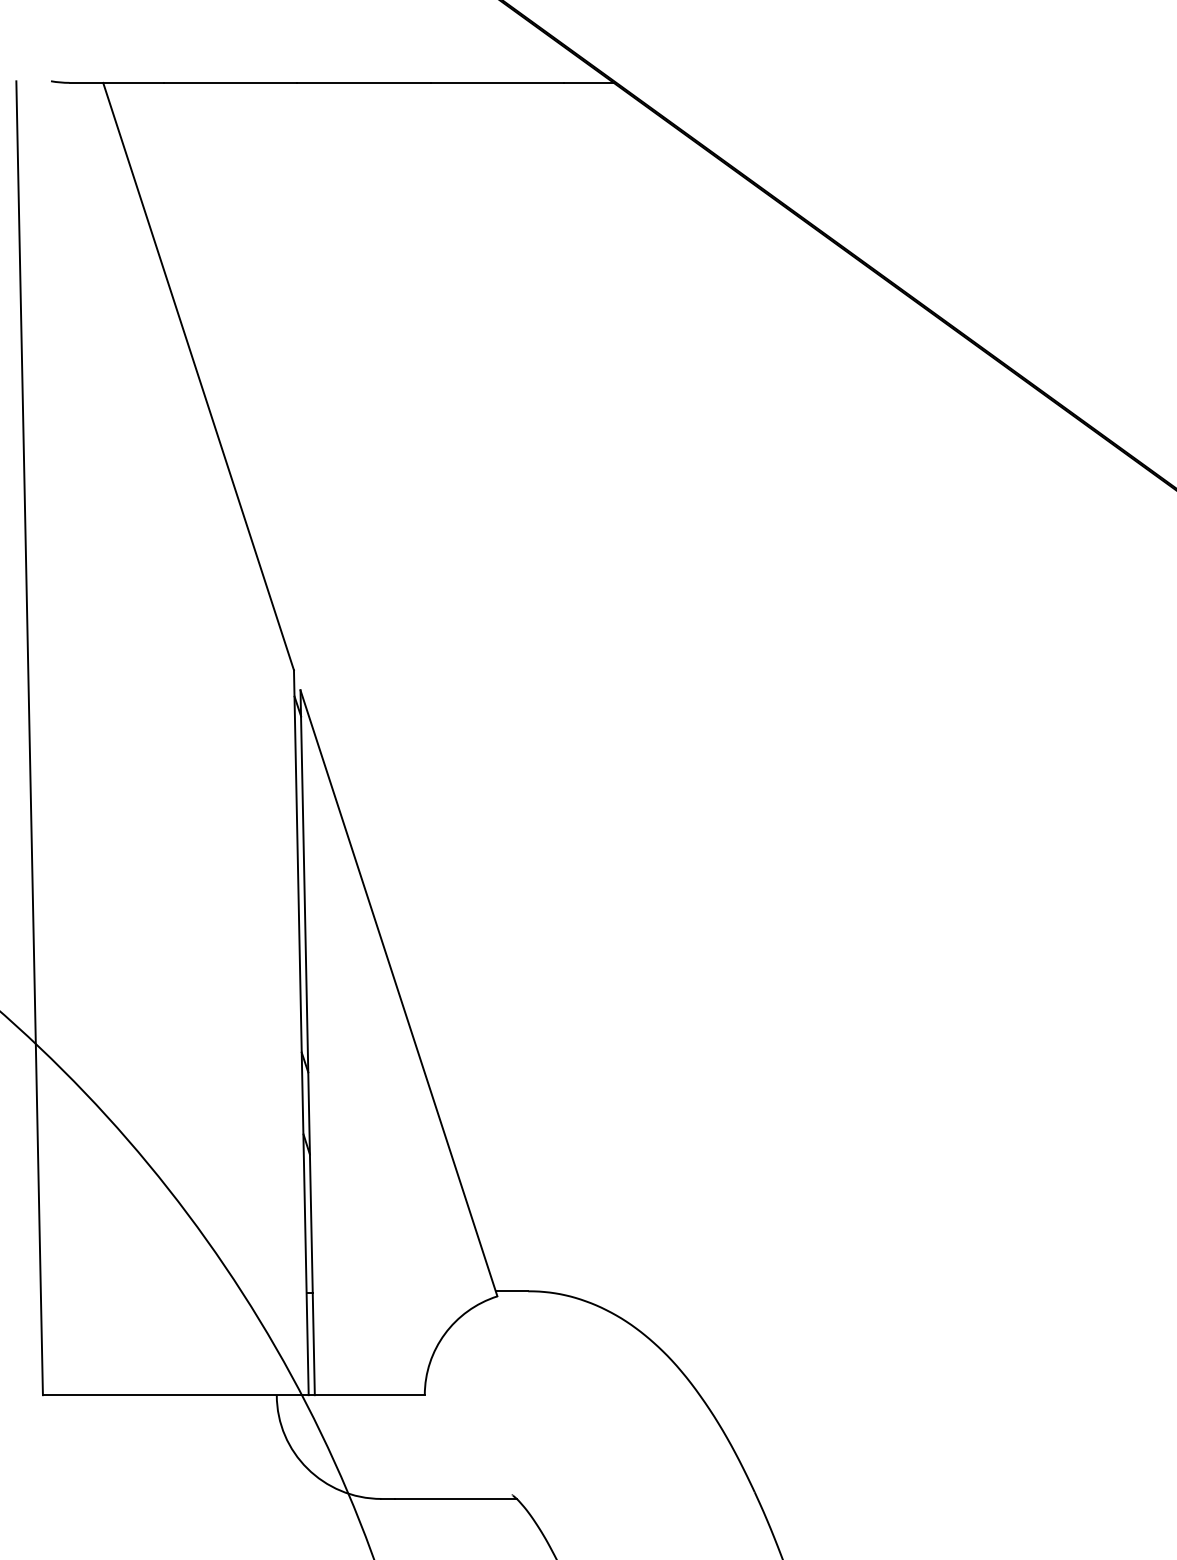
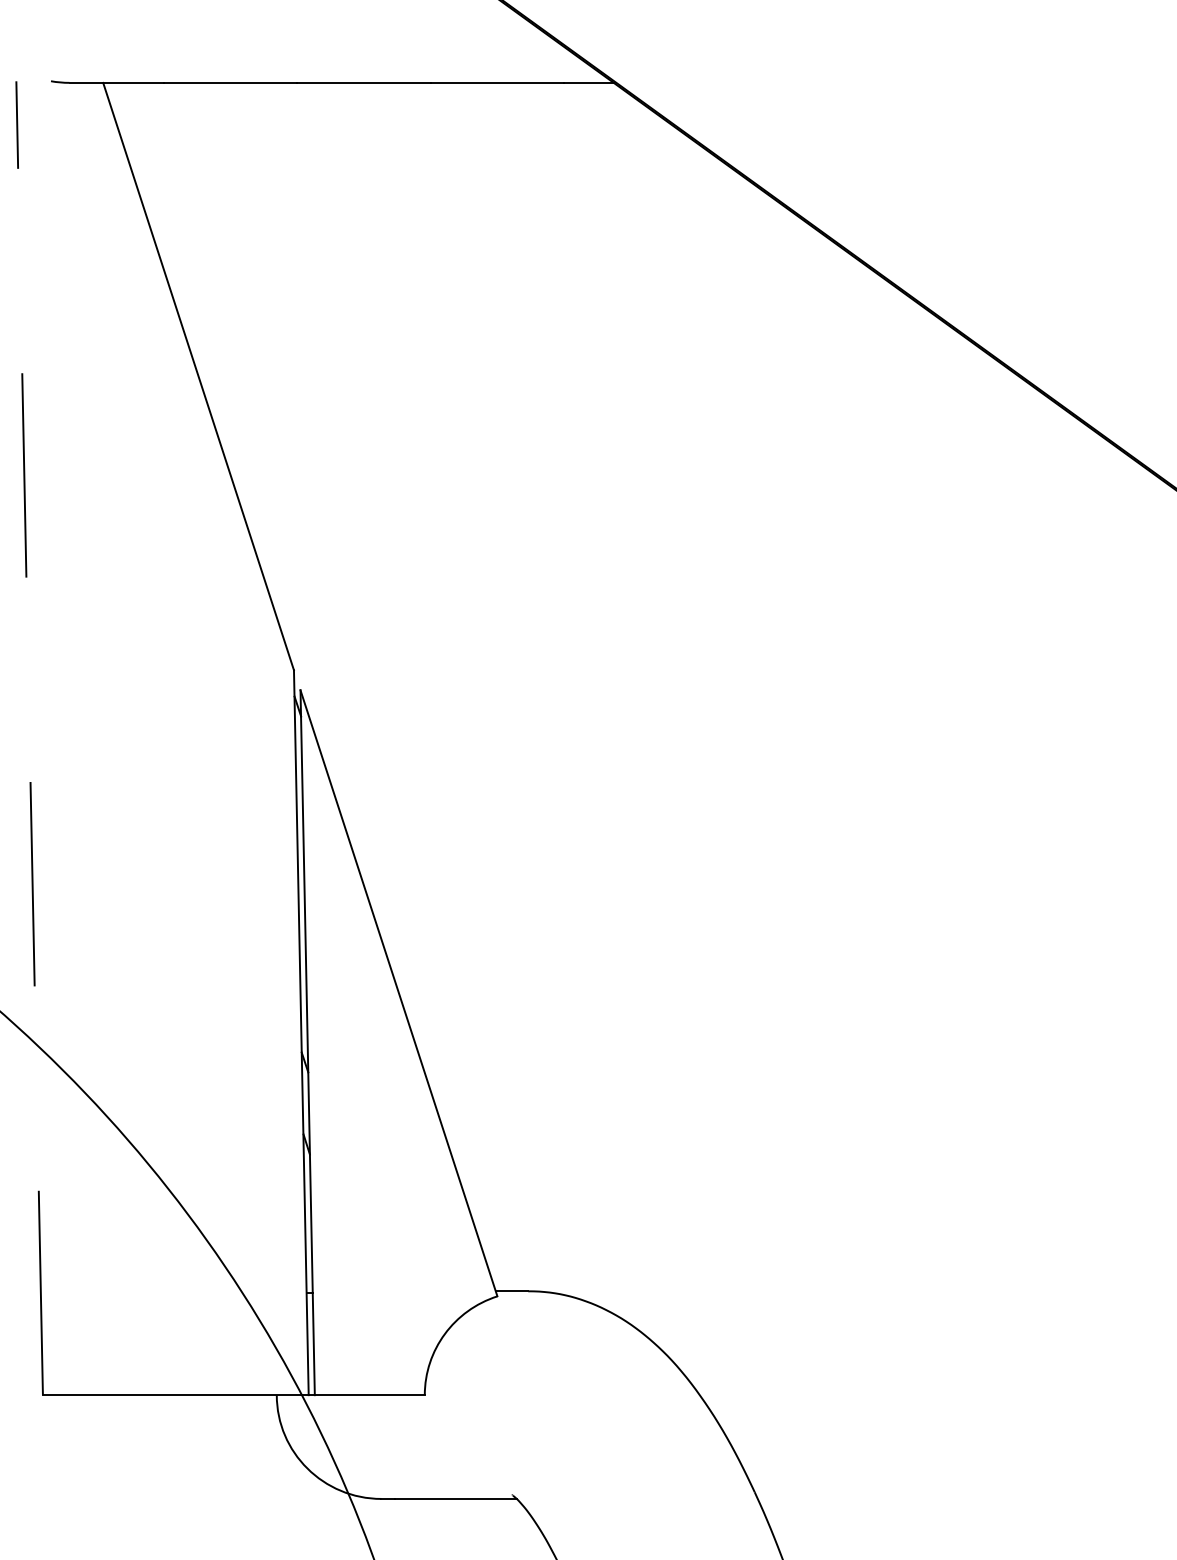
line: solid -> dashed (29, 737)
